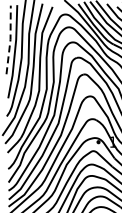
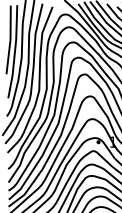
line: dashed -> solid (10, 39)
